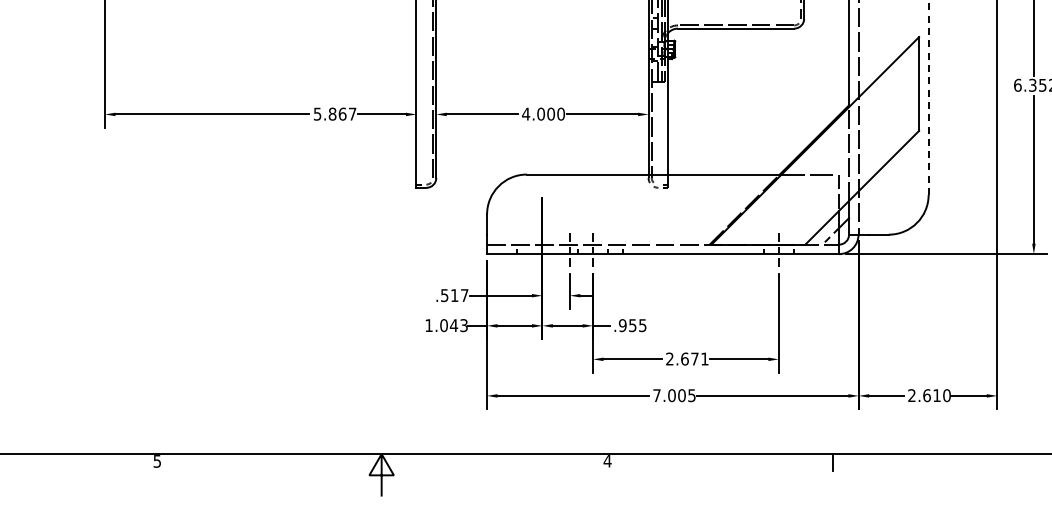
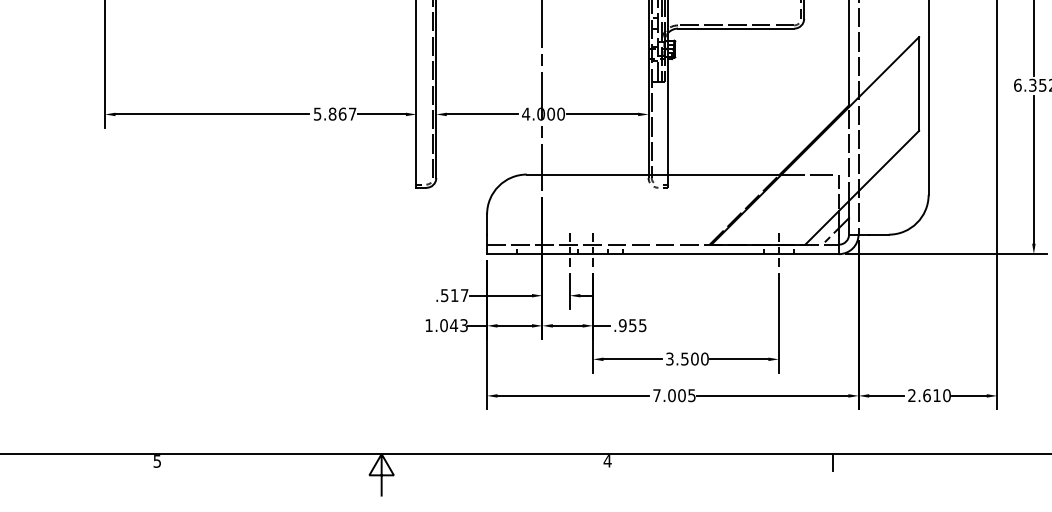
line: none -> present (542, 96)
line: dashed -> solid (928, 97)
text: 2.671 -> 3.500 (687, 358)
